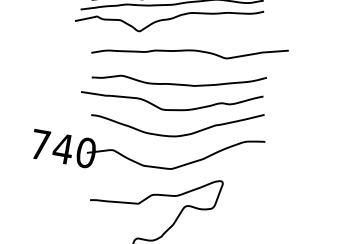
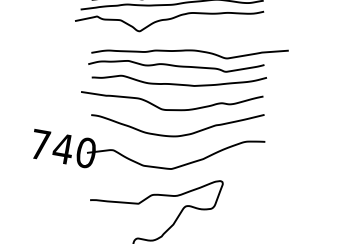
curve: none -> present (176, 66)
